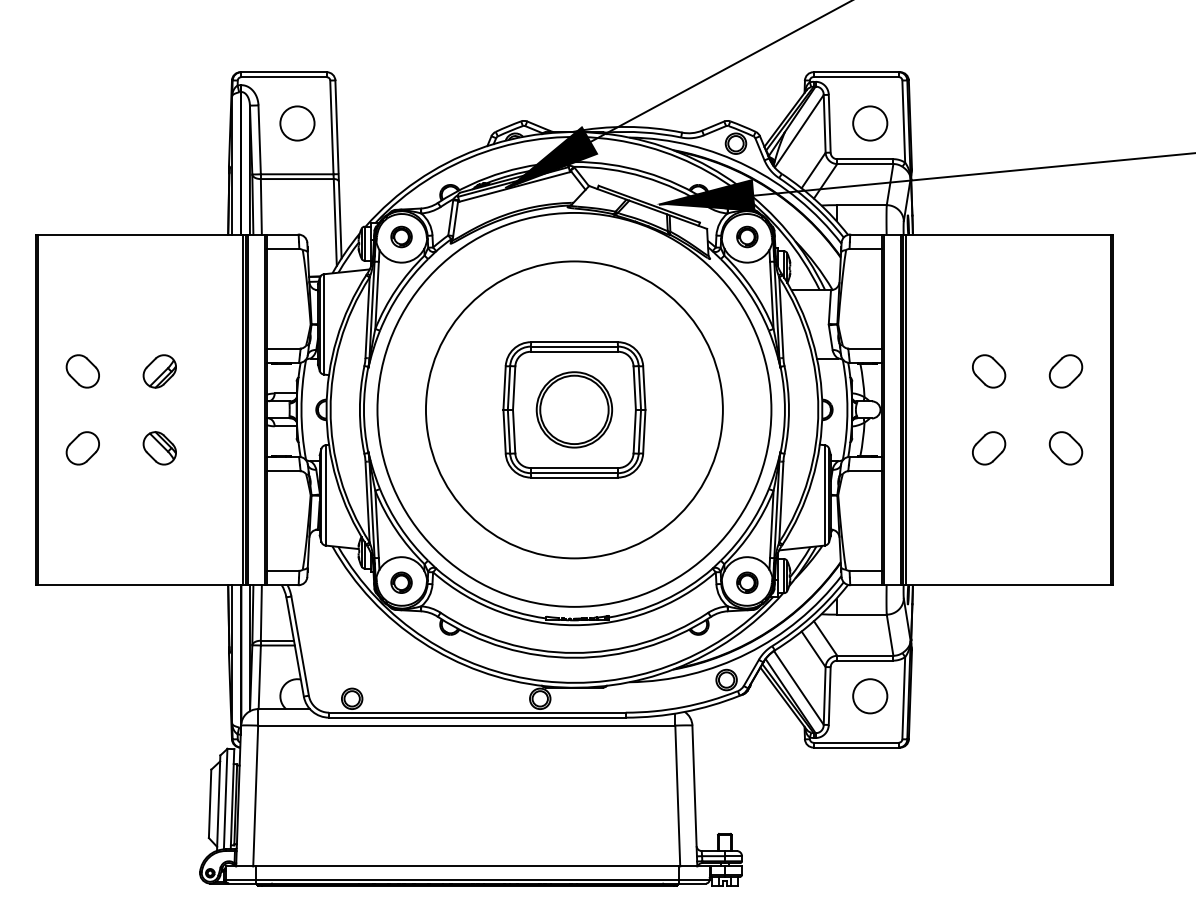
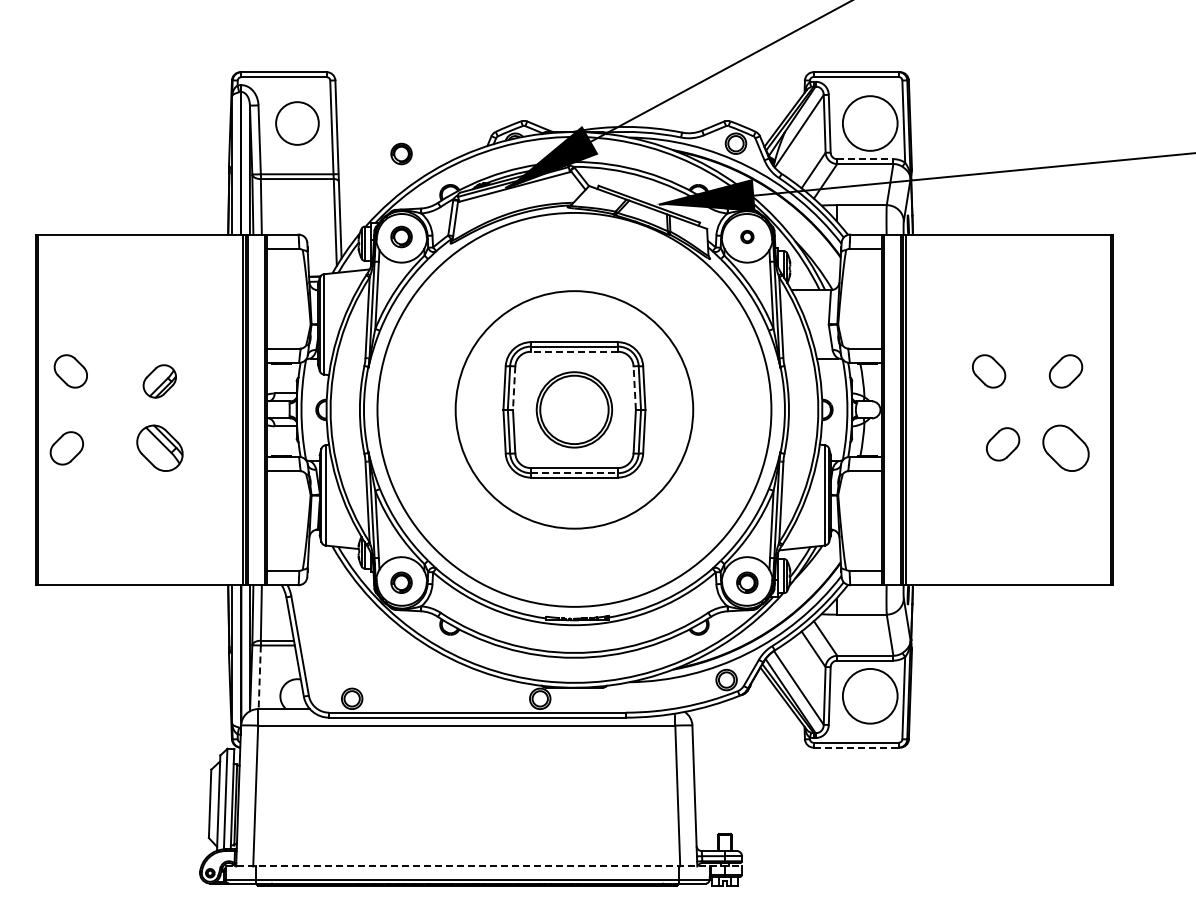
circle size: 37x37 px -> 45x45 px (297, 123)
circle diameter: 34 px -> 55 px (869, 123)
part: none -> present (401, 153)
line: solid -> dashed (865, 159)
part size: 23x24 px -> 15x14 px (747, 236)
line: solid -> dashed (574, 351)
part position: (82, 371) -> (70, 371) (70, 371)
part position: (159, 371) -> (159, 381) (159, 381)
line: solid -> dashed (514, 388)
line: solid -> dashed (634, 388)
circle diameter: 297 px -> 238 px (574, 409)
part position: (82, 448) -> (66, 448) (66, 448)
part size: 35x35 px -> 48x48 px (159, 447)
part position: (989, 448) -> (1003, 444) (1003, 444)
part size: 36x35 px -> 48x48 px (1065, 447)
line: solid -> dashed (574, 473)
line: solid -> dashed (259, 677)
circle diameter: 34 px -> 55 px (869, 695)
line: solid -> dashed (857, 747)
line: solid -> dashed (484, 866)
